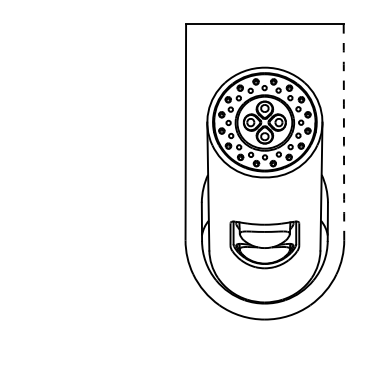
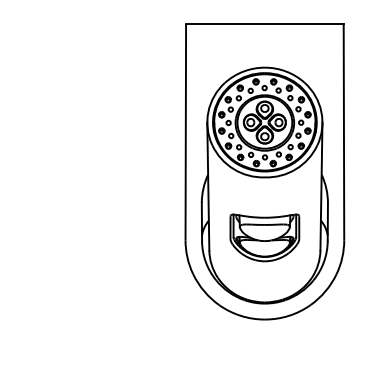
arc: dashed -> solid (343, 132)
part position: (264, 244) -> (264, 237) (264, 237)
